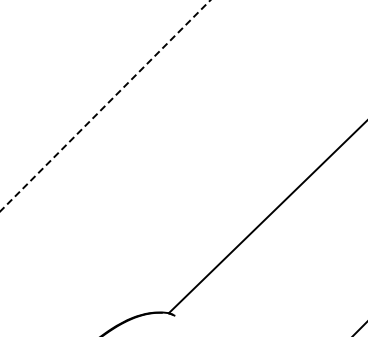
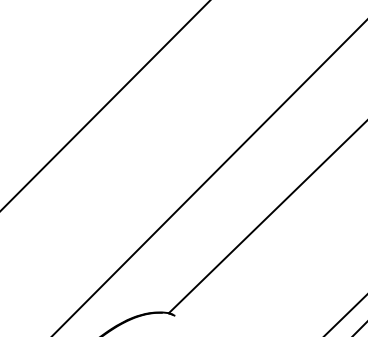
line: dashed -> solid (105, 105)
line: none -> present (209, 177)
line: none -> present (345, 315)
